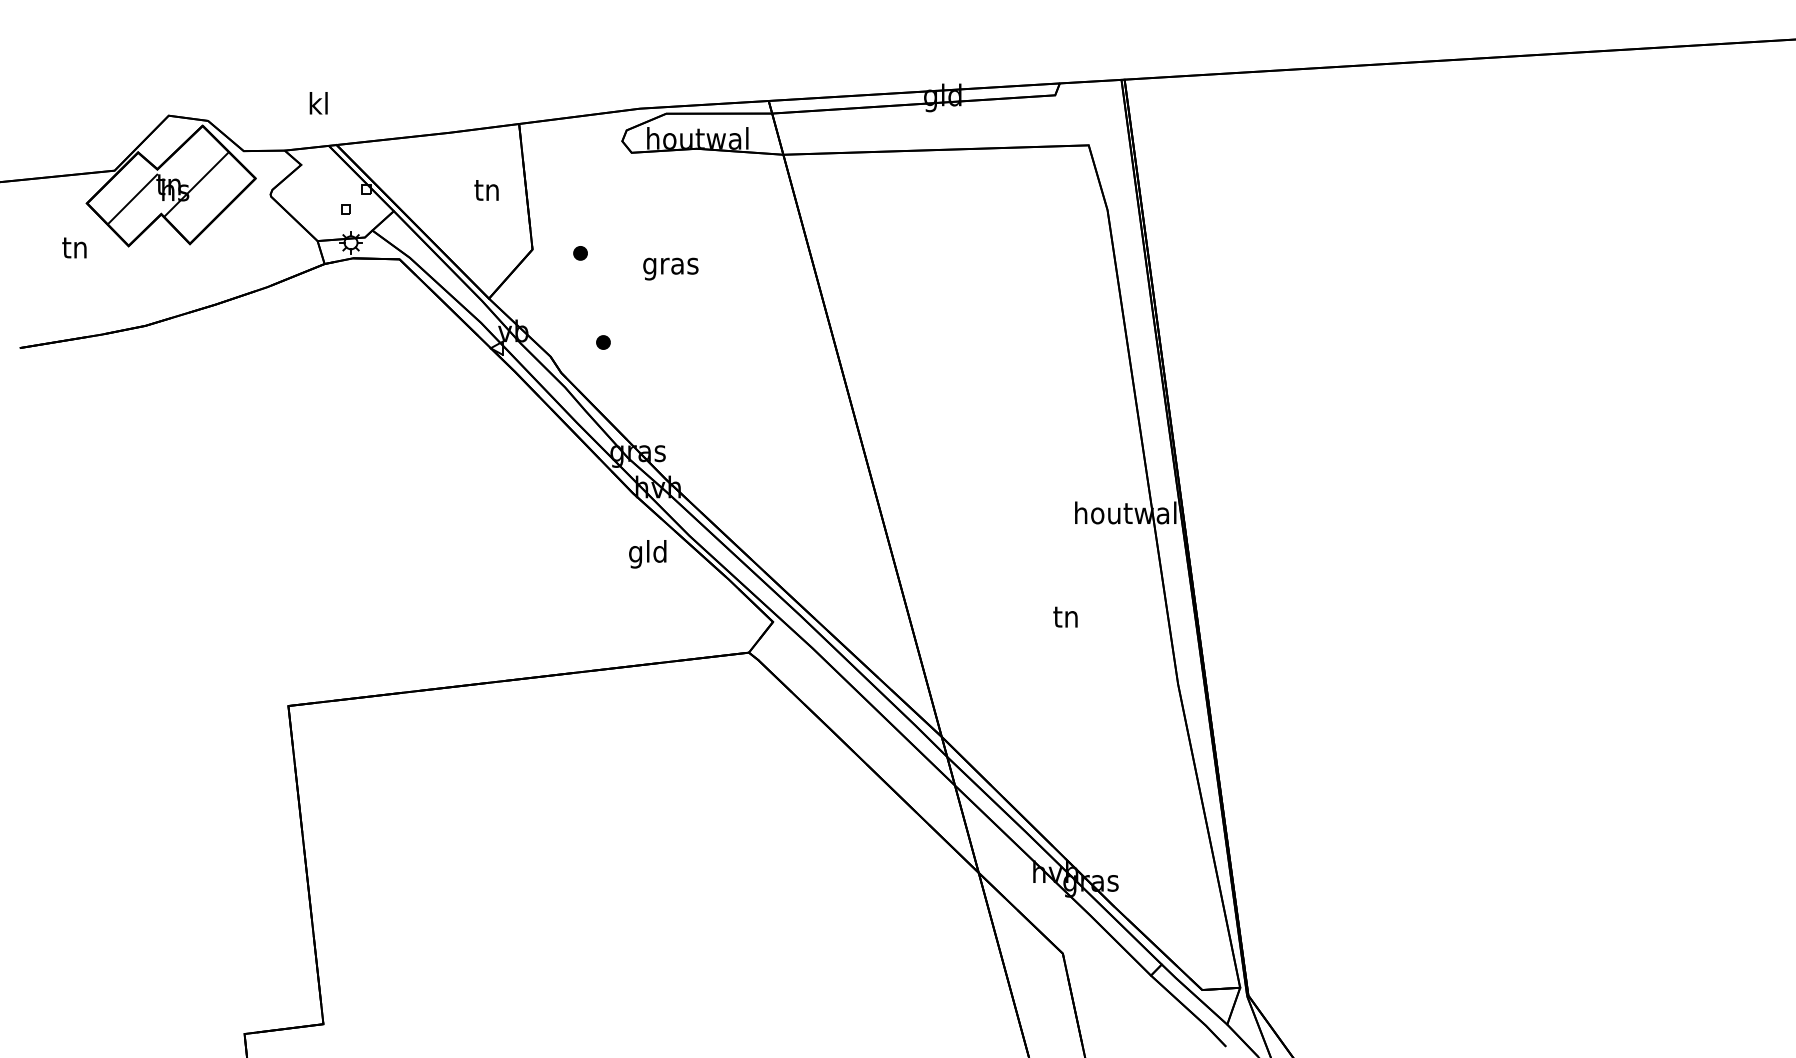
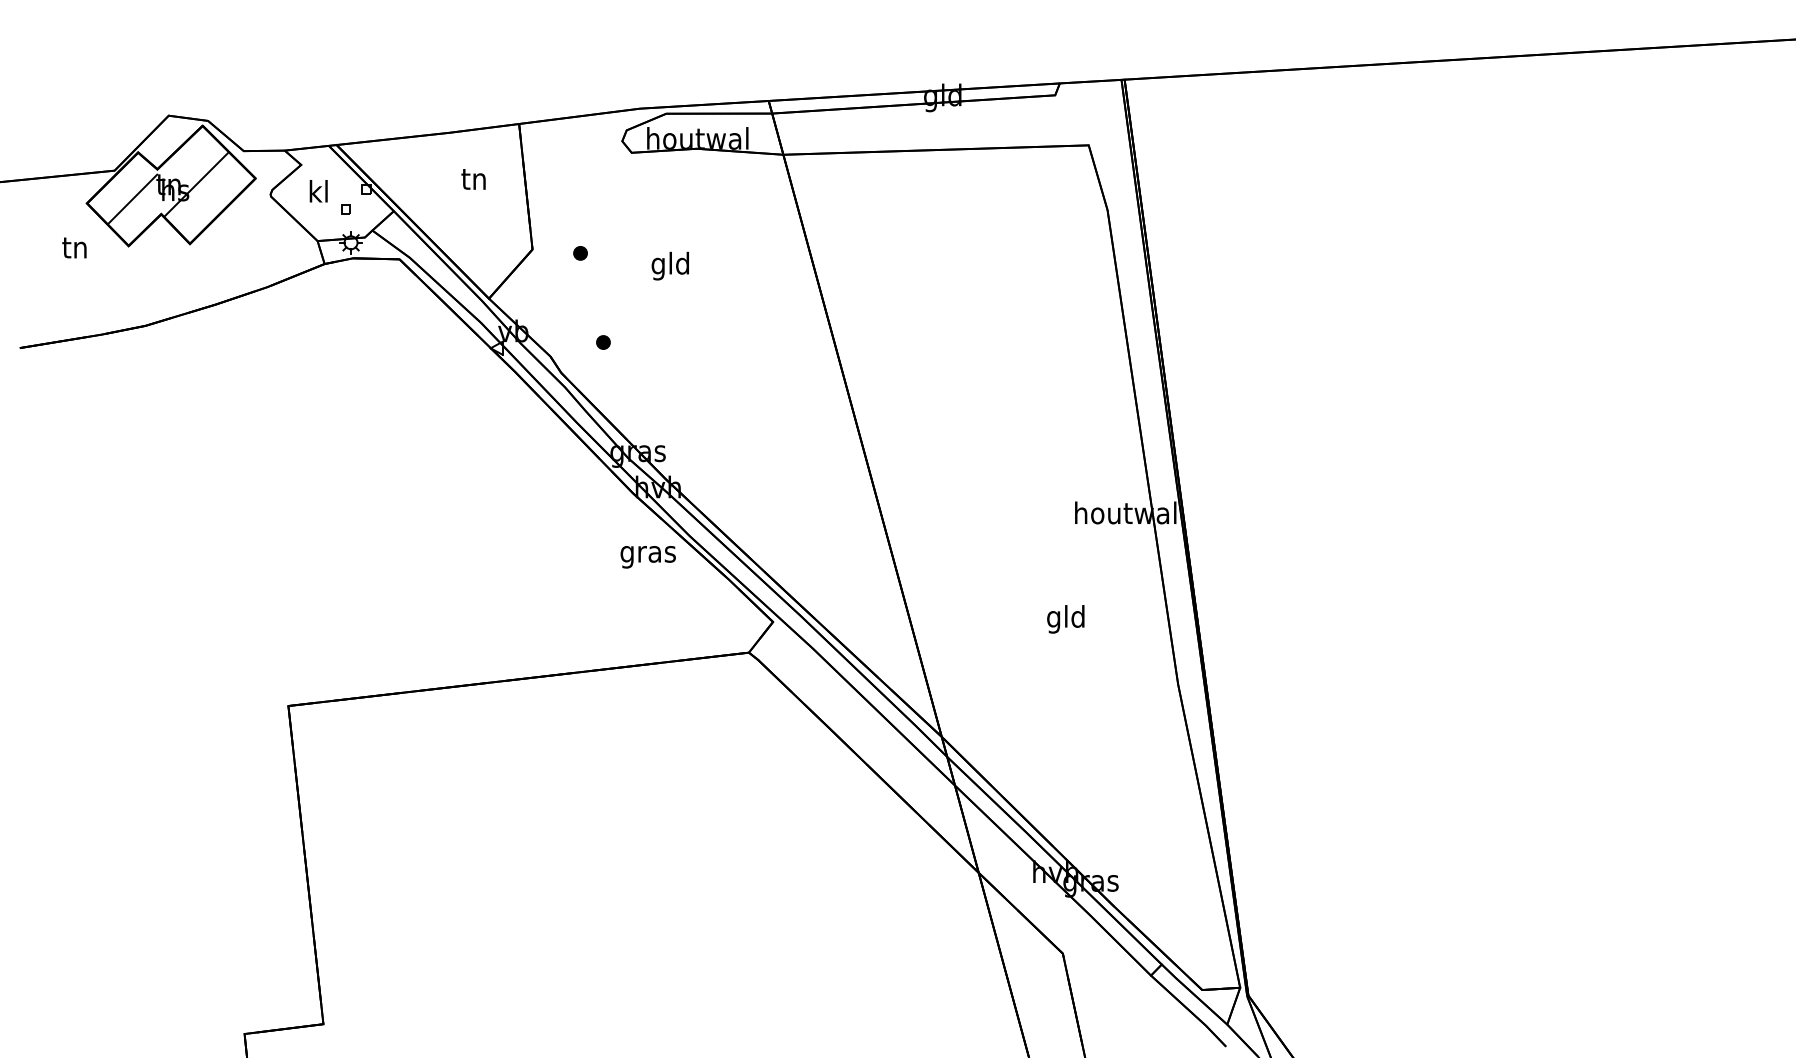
text position: (318, 103) -> (318, 191) (318, 191)
text position: (486, 190) -> (473, 179) (473, 179)
text: gras -> gld (670, 265)
text: gld -> gras (647, 554)
text: tn -> gld (1065, 619)
